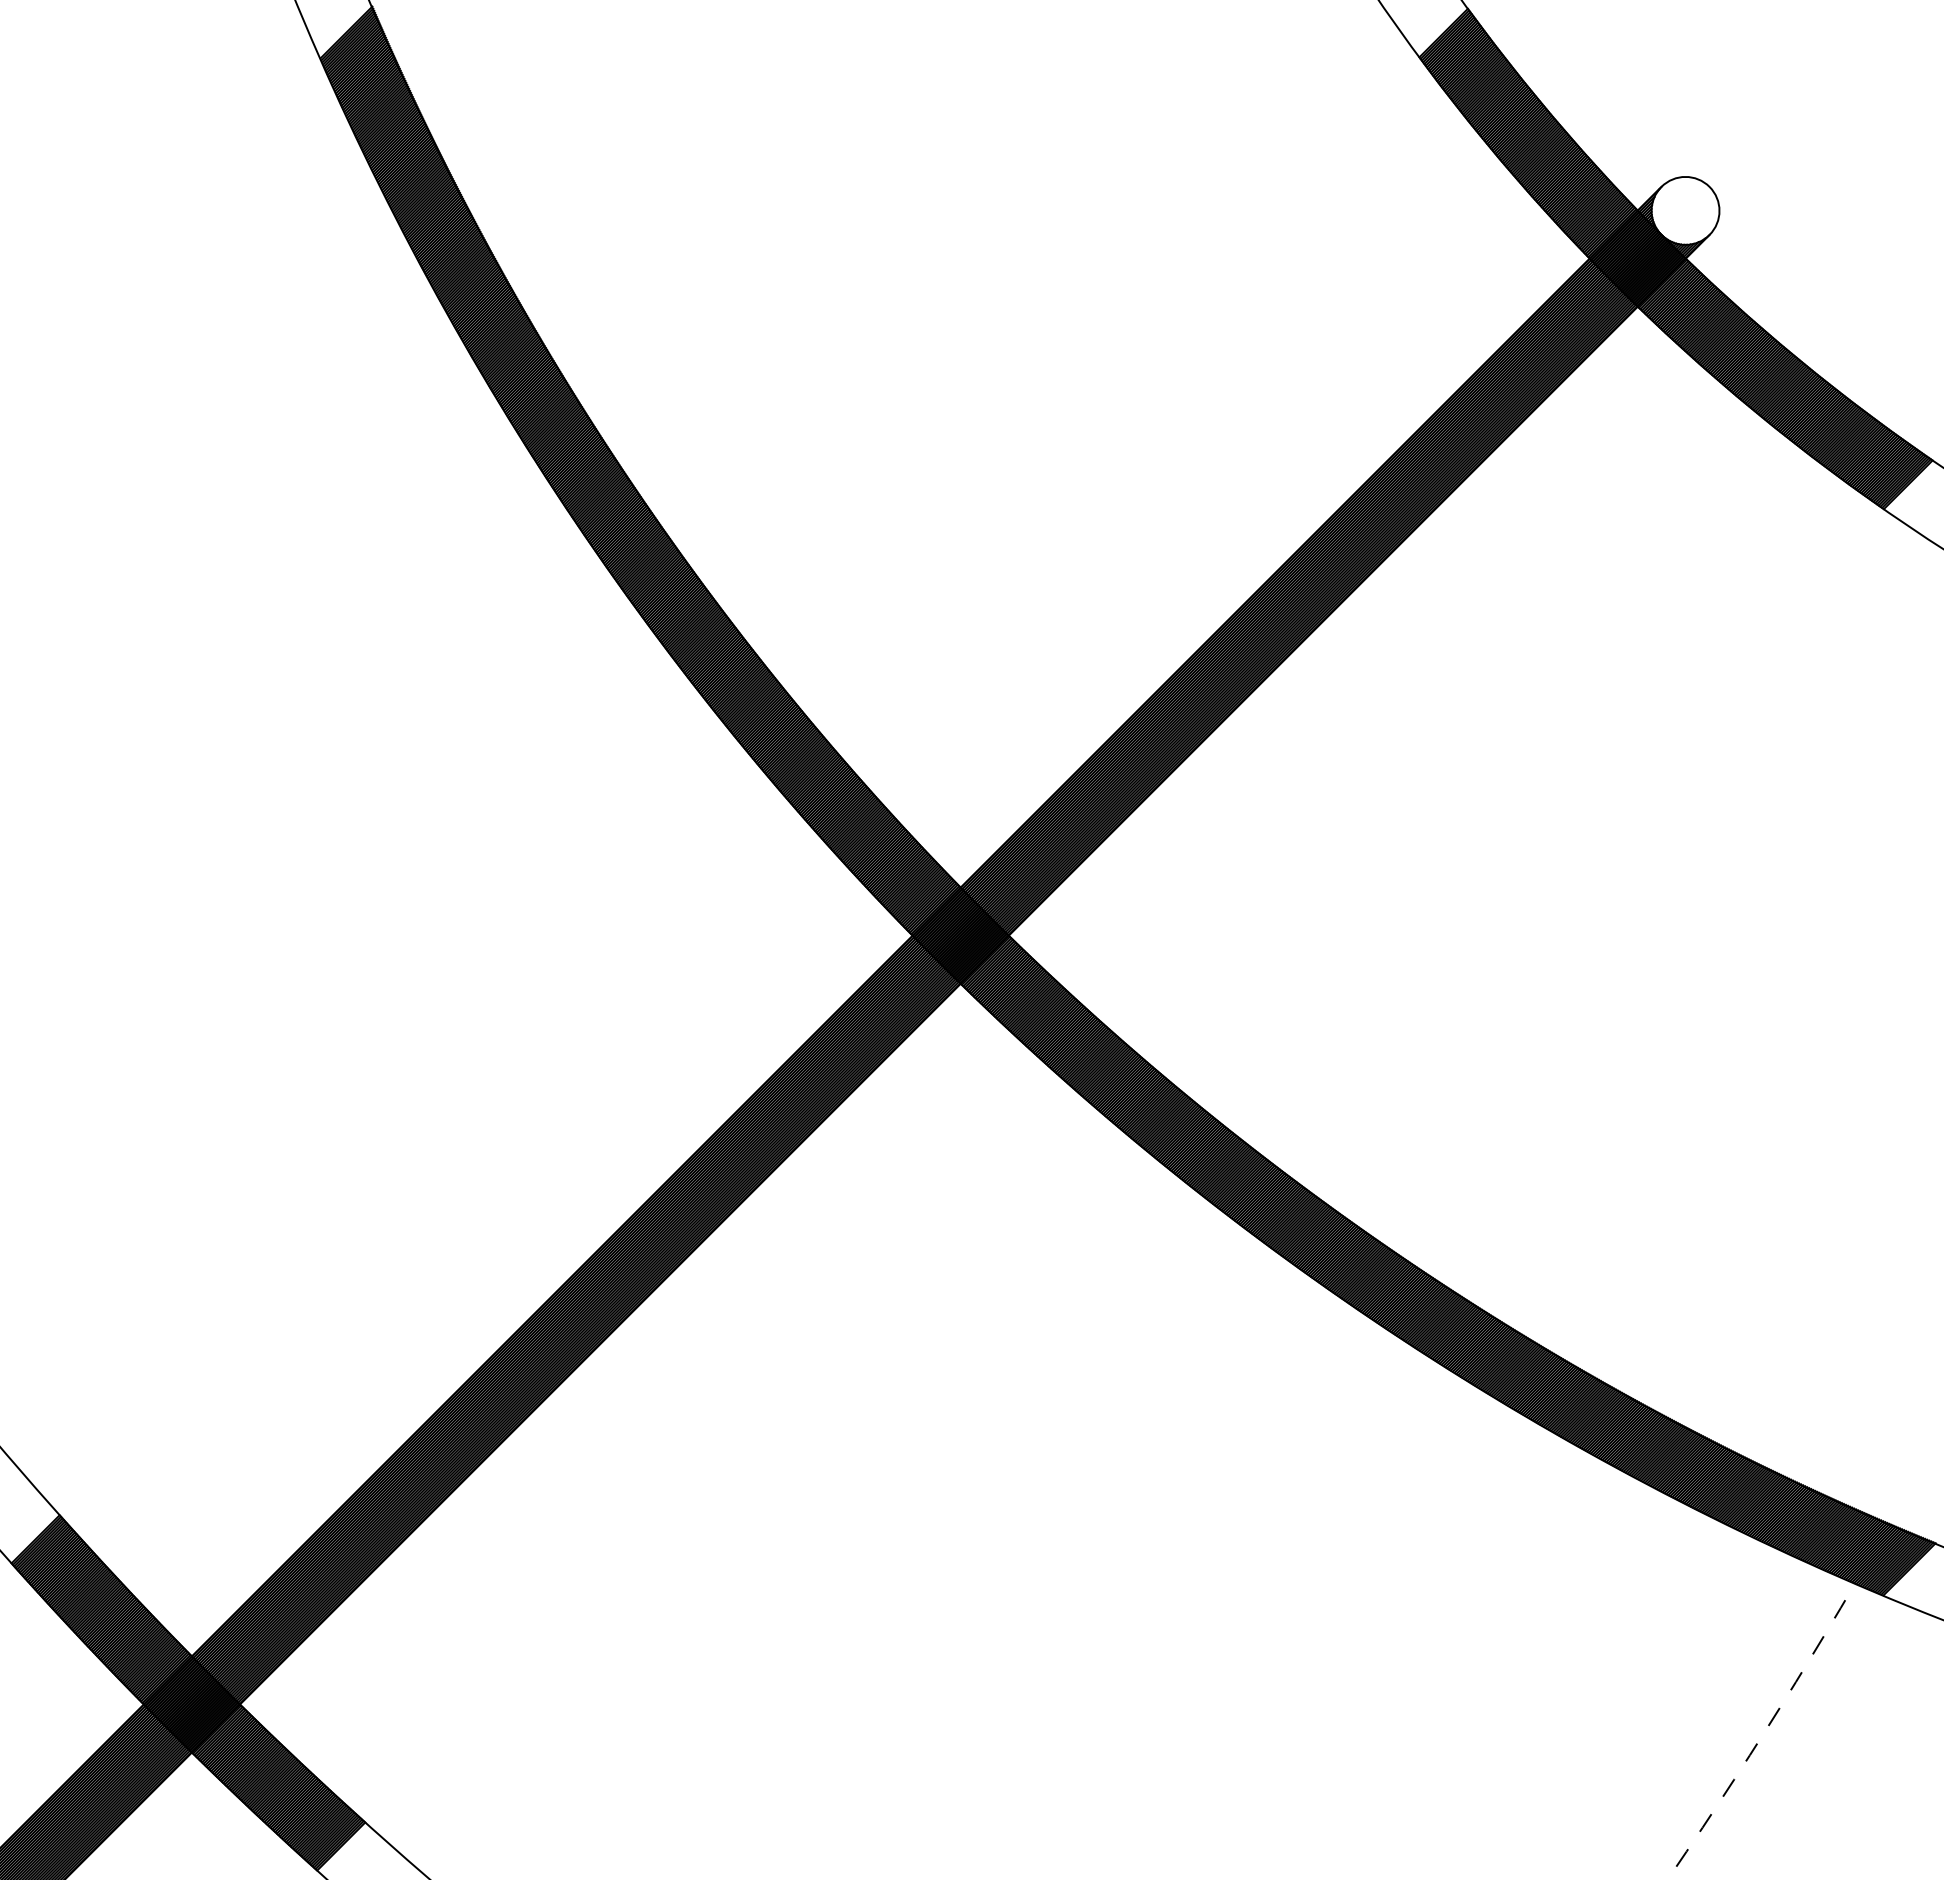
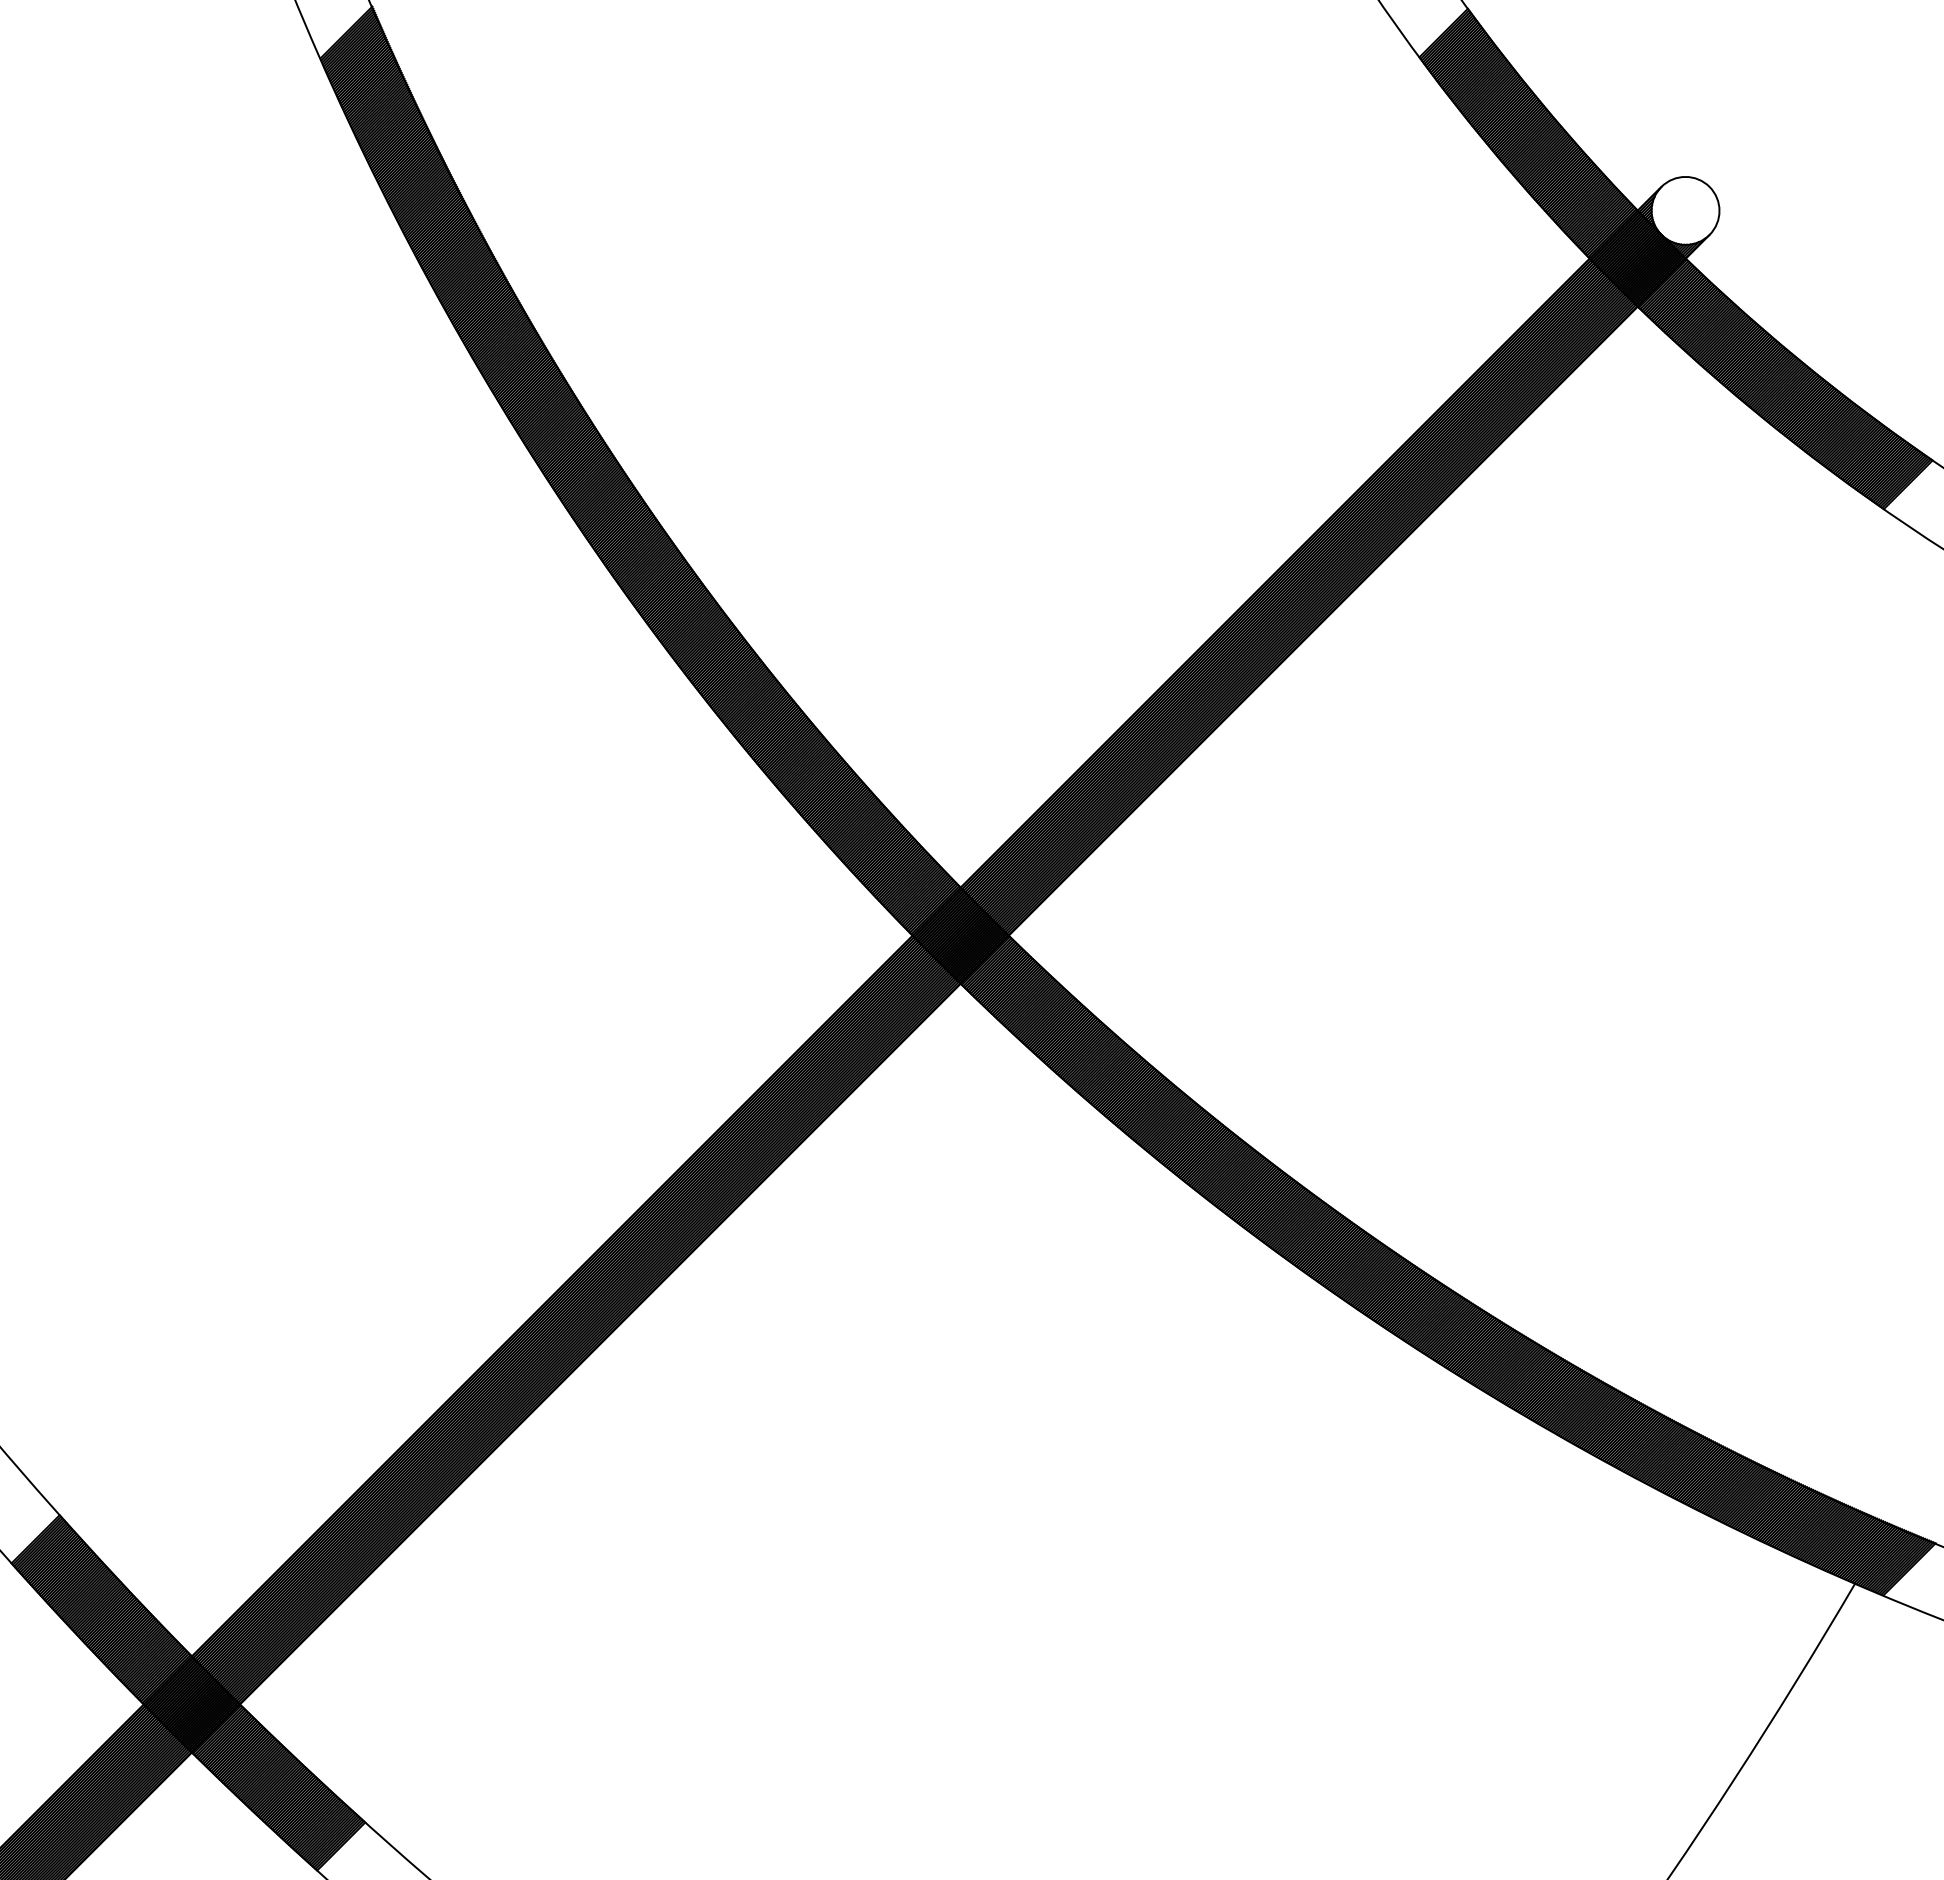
arc: dashed -> solid (1764, 1732)
